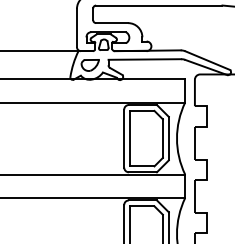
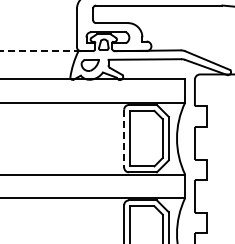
line: solid -> dashed (40, 51)
line: solid -> dashed (124, 138)
